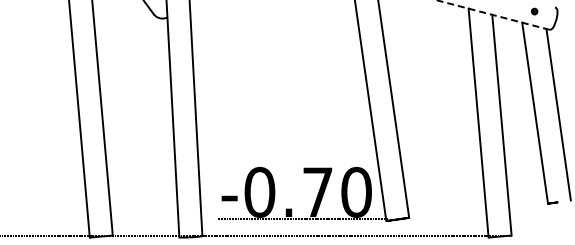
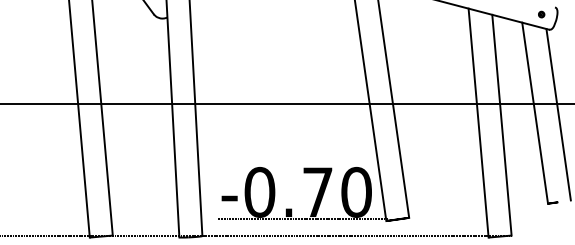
part position: (534, 11) -> (541, 14) (541, 14)
line: dashed -> solid (493, 15)
line: none -> present (286, 103)
